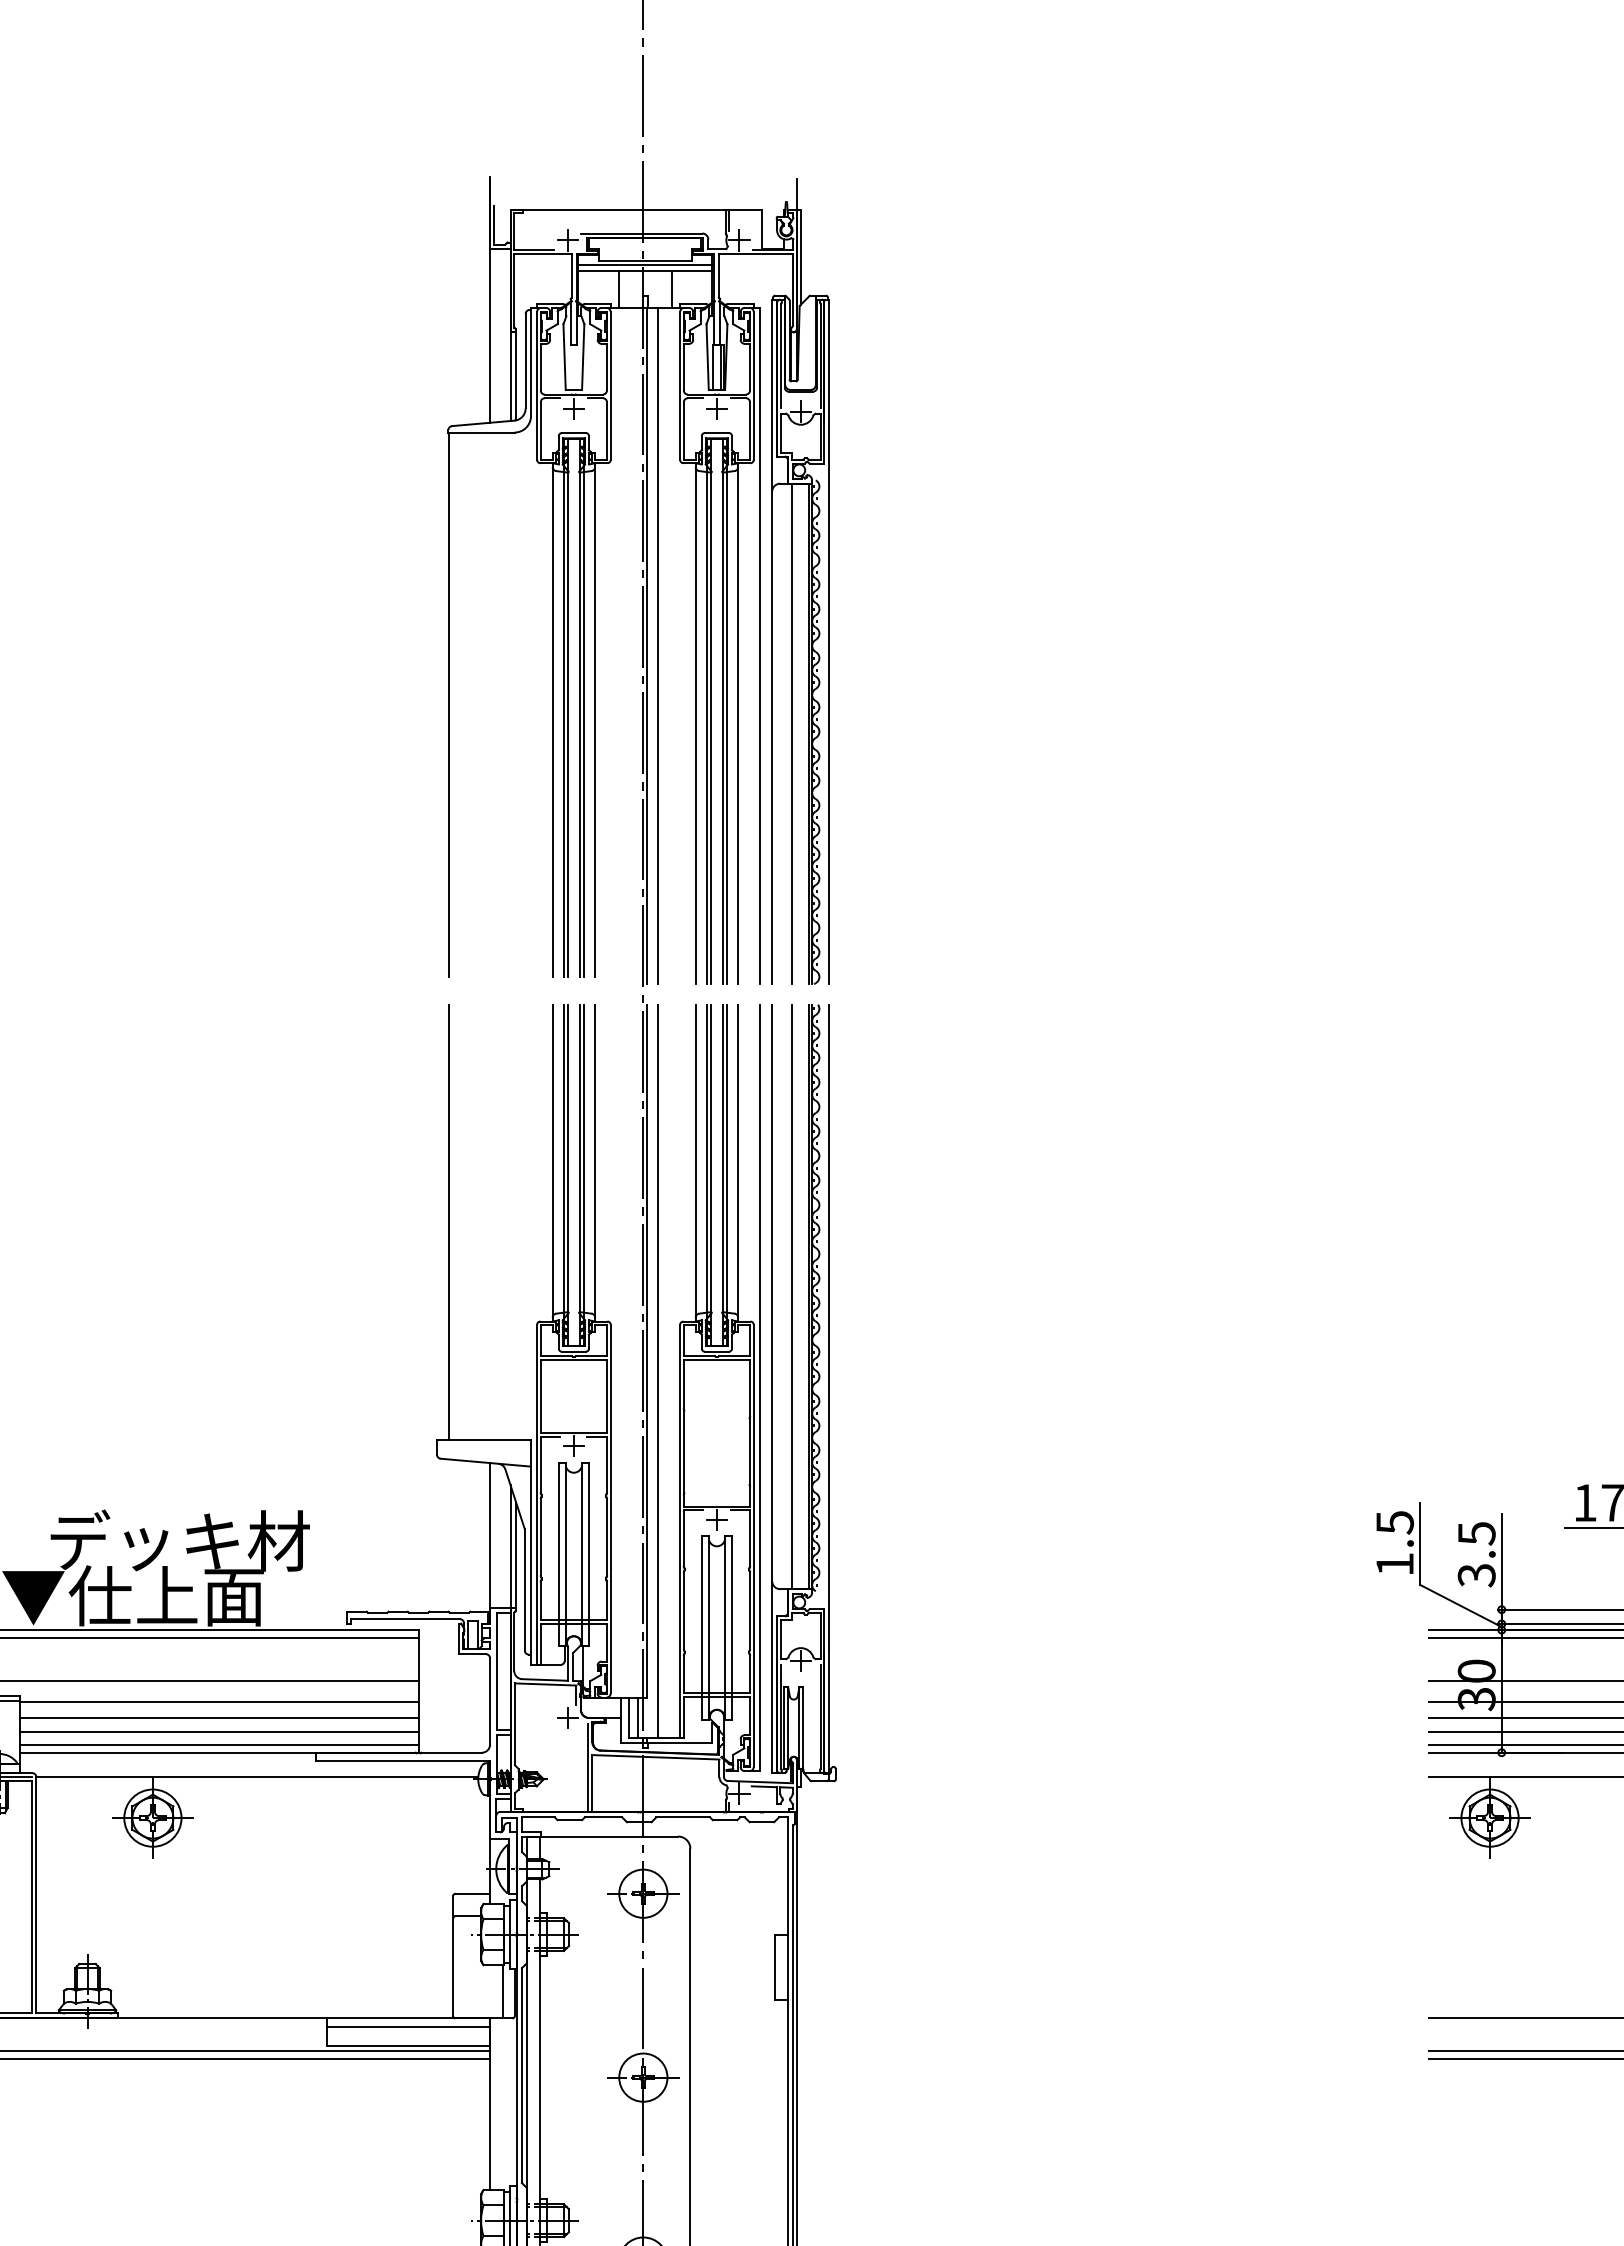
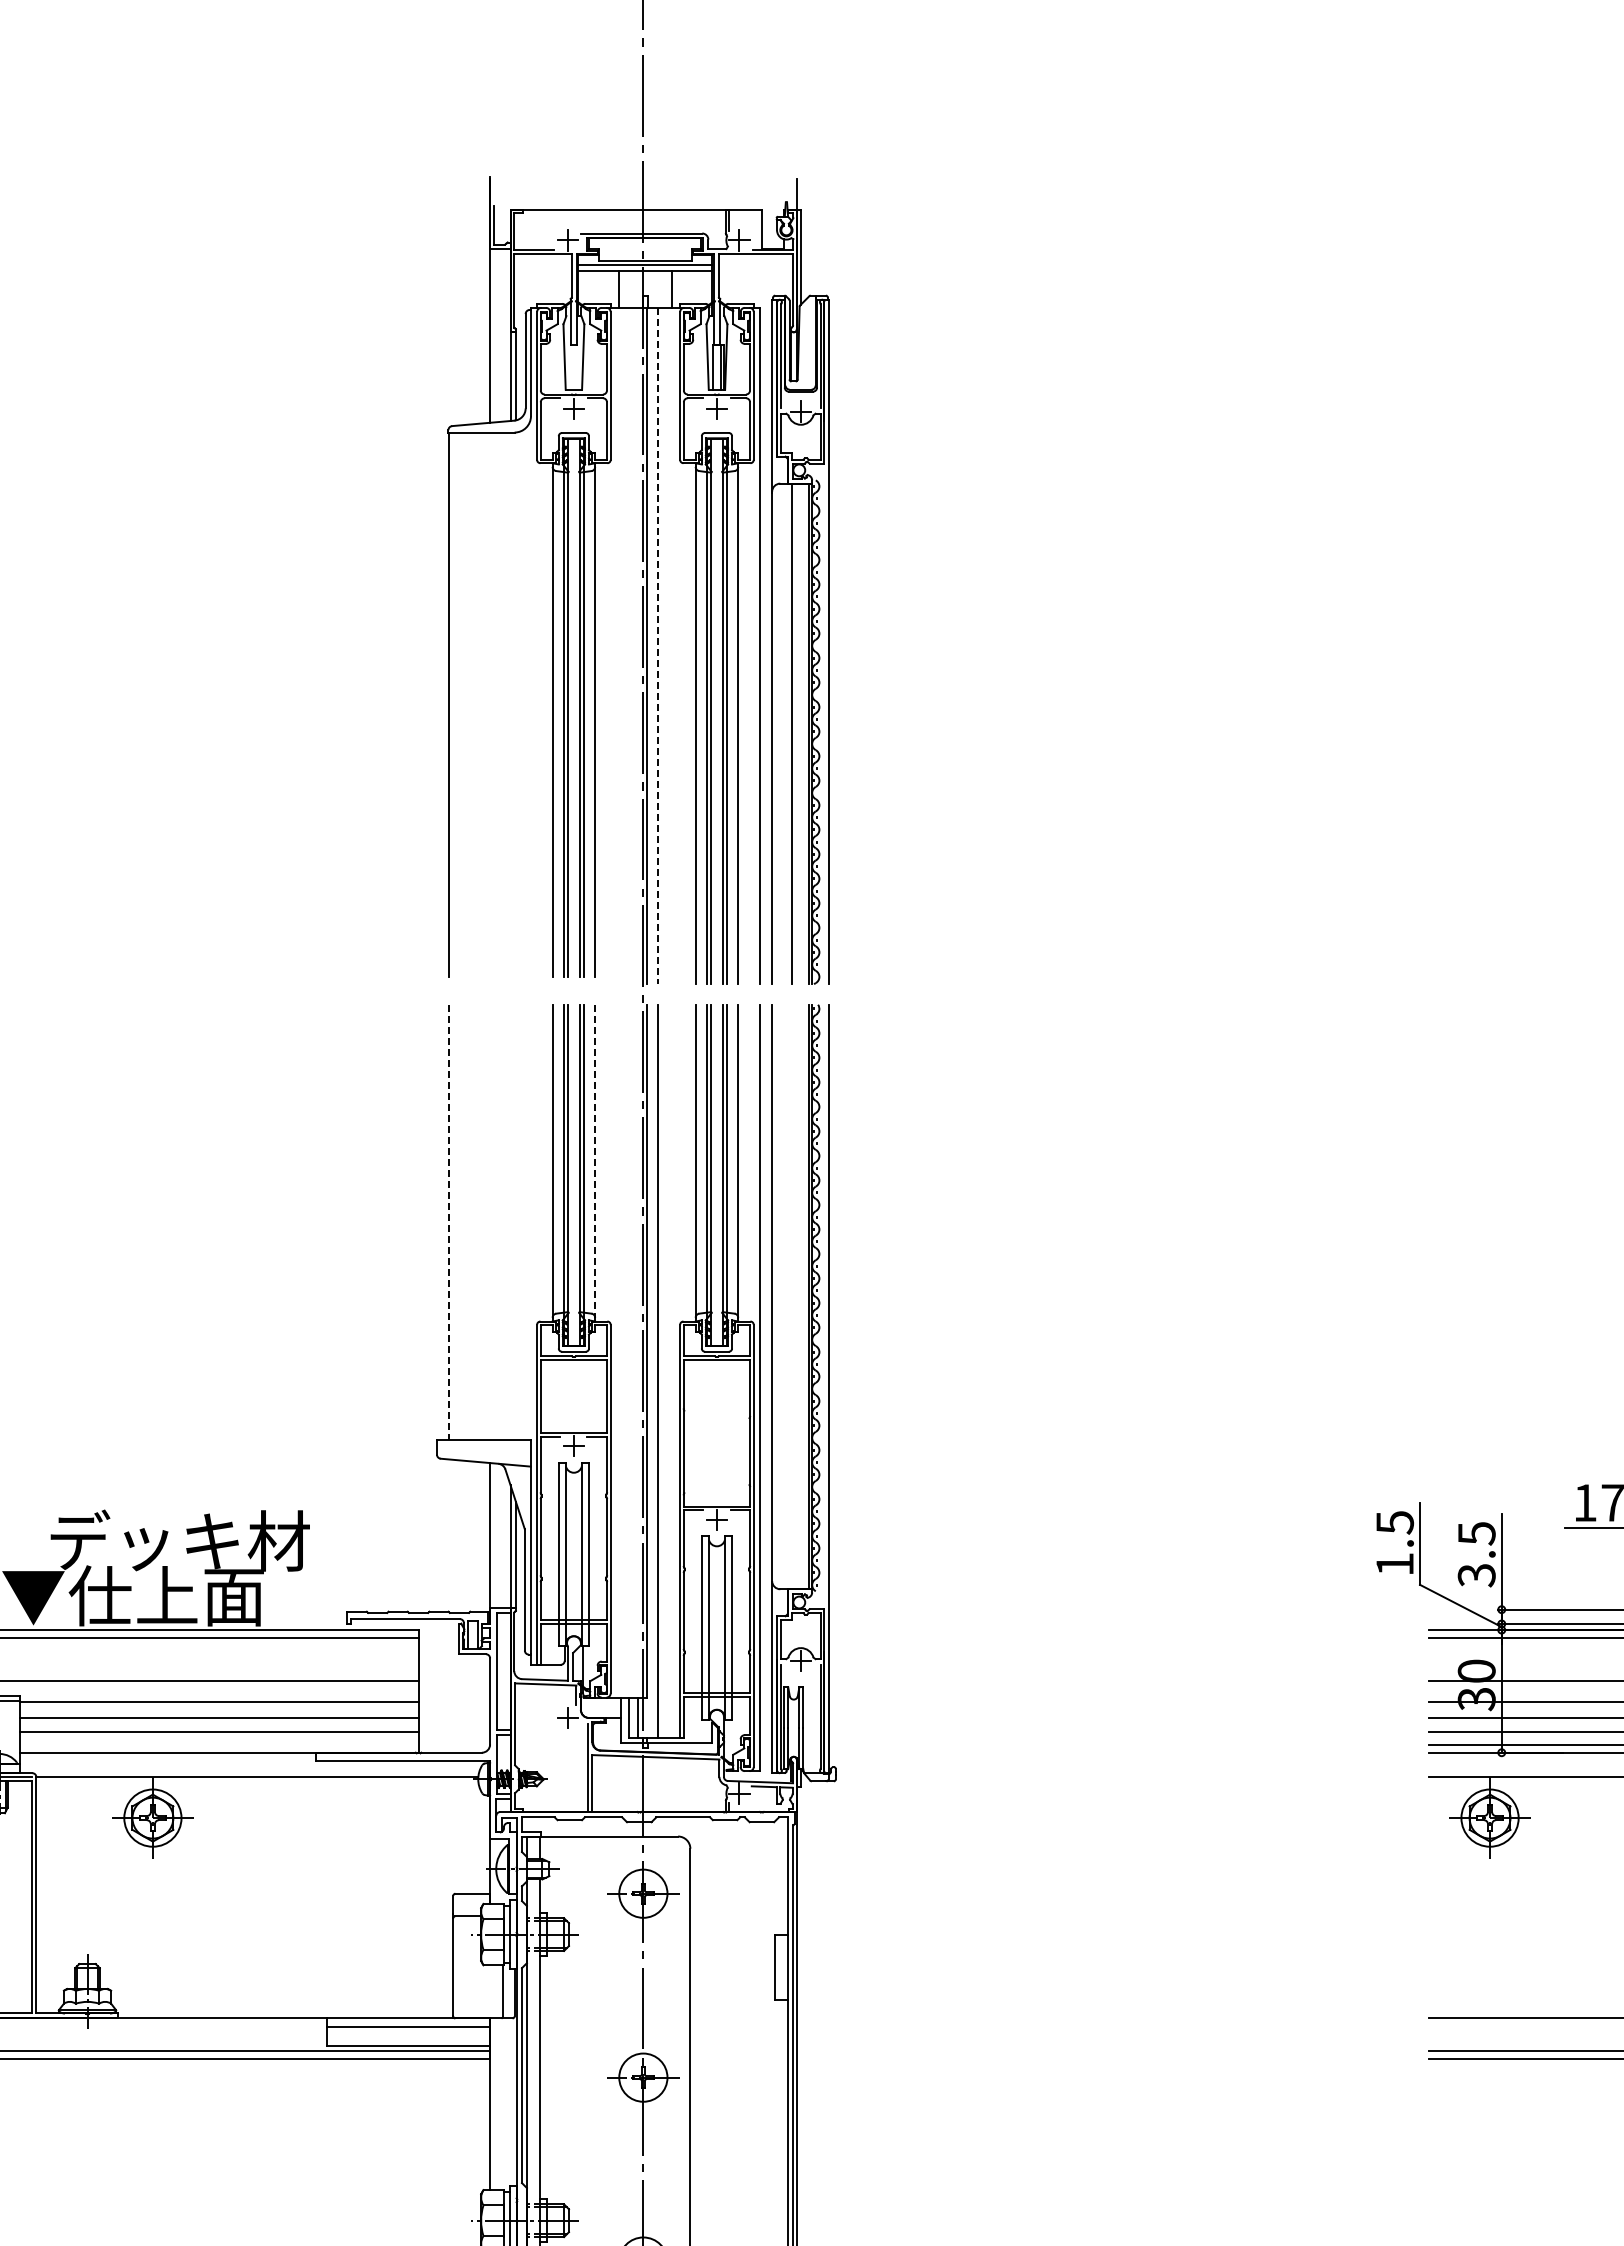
line: solid -> dashed (657, 646)
line: solid -> dashed (595, 1161)
line: solid -> dashed (449, 1222)
line: present -> none (791, 1296)
line: present -> none (219, 1744)
